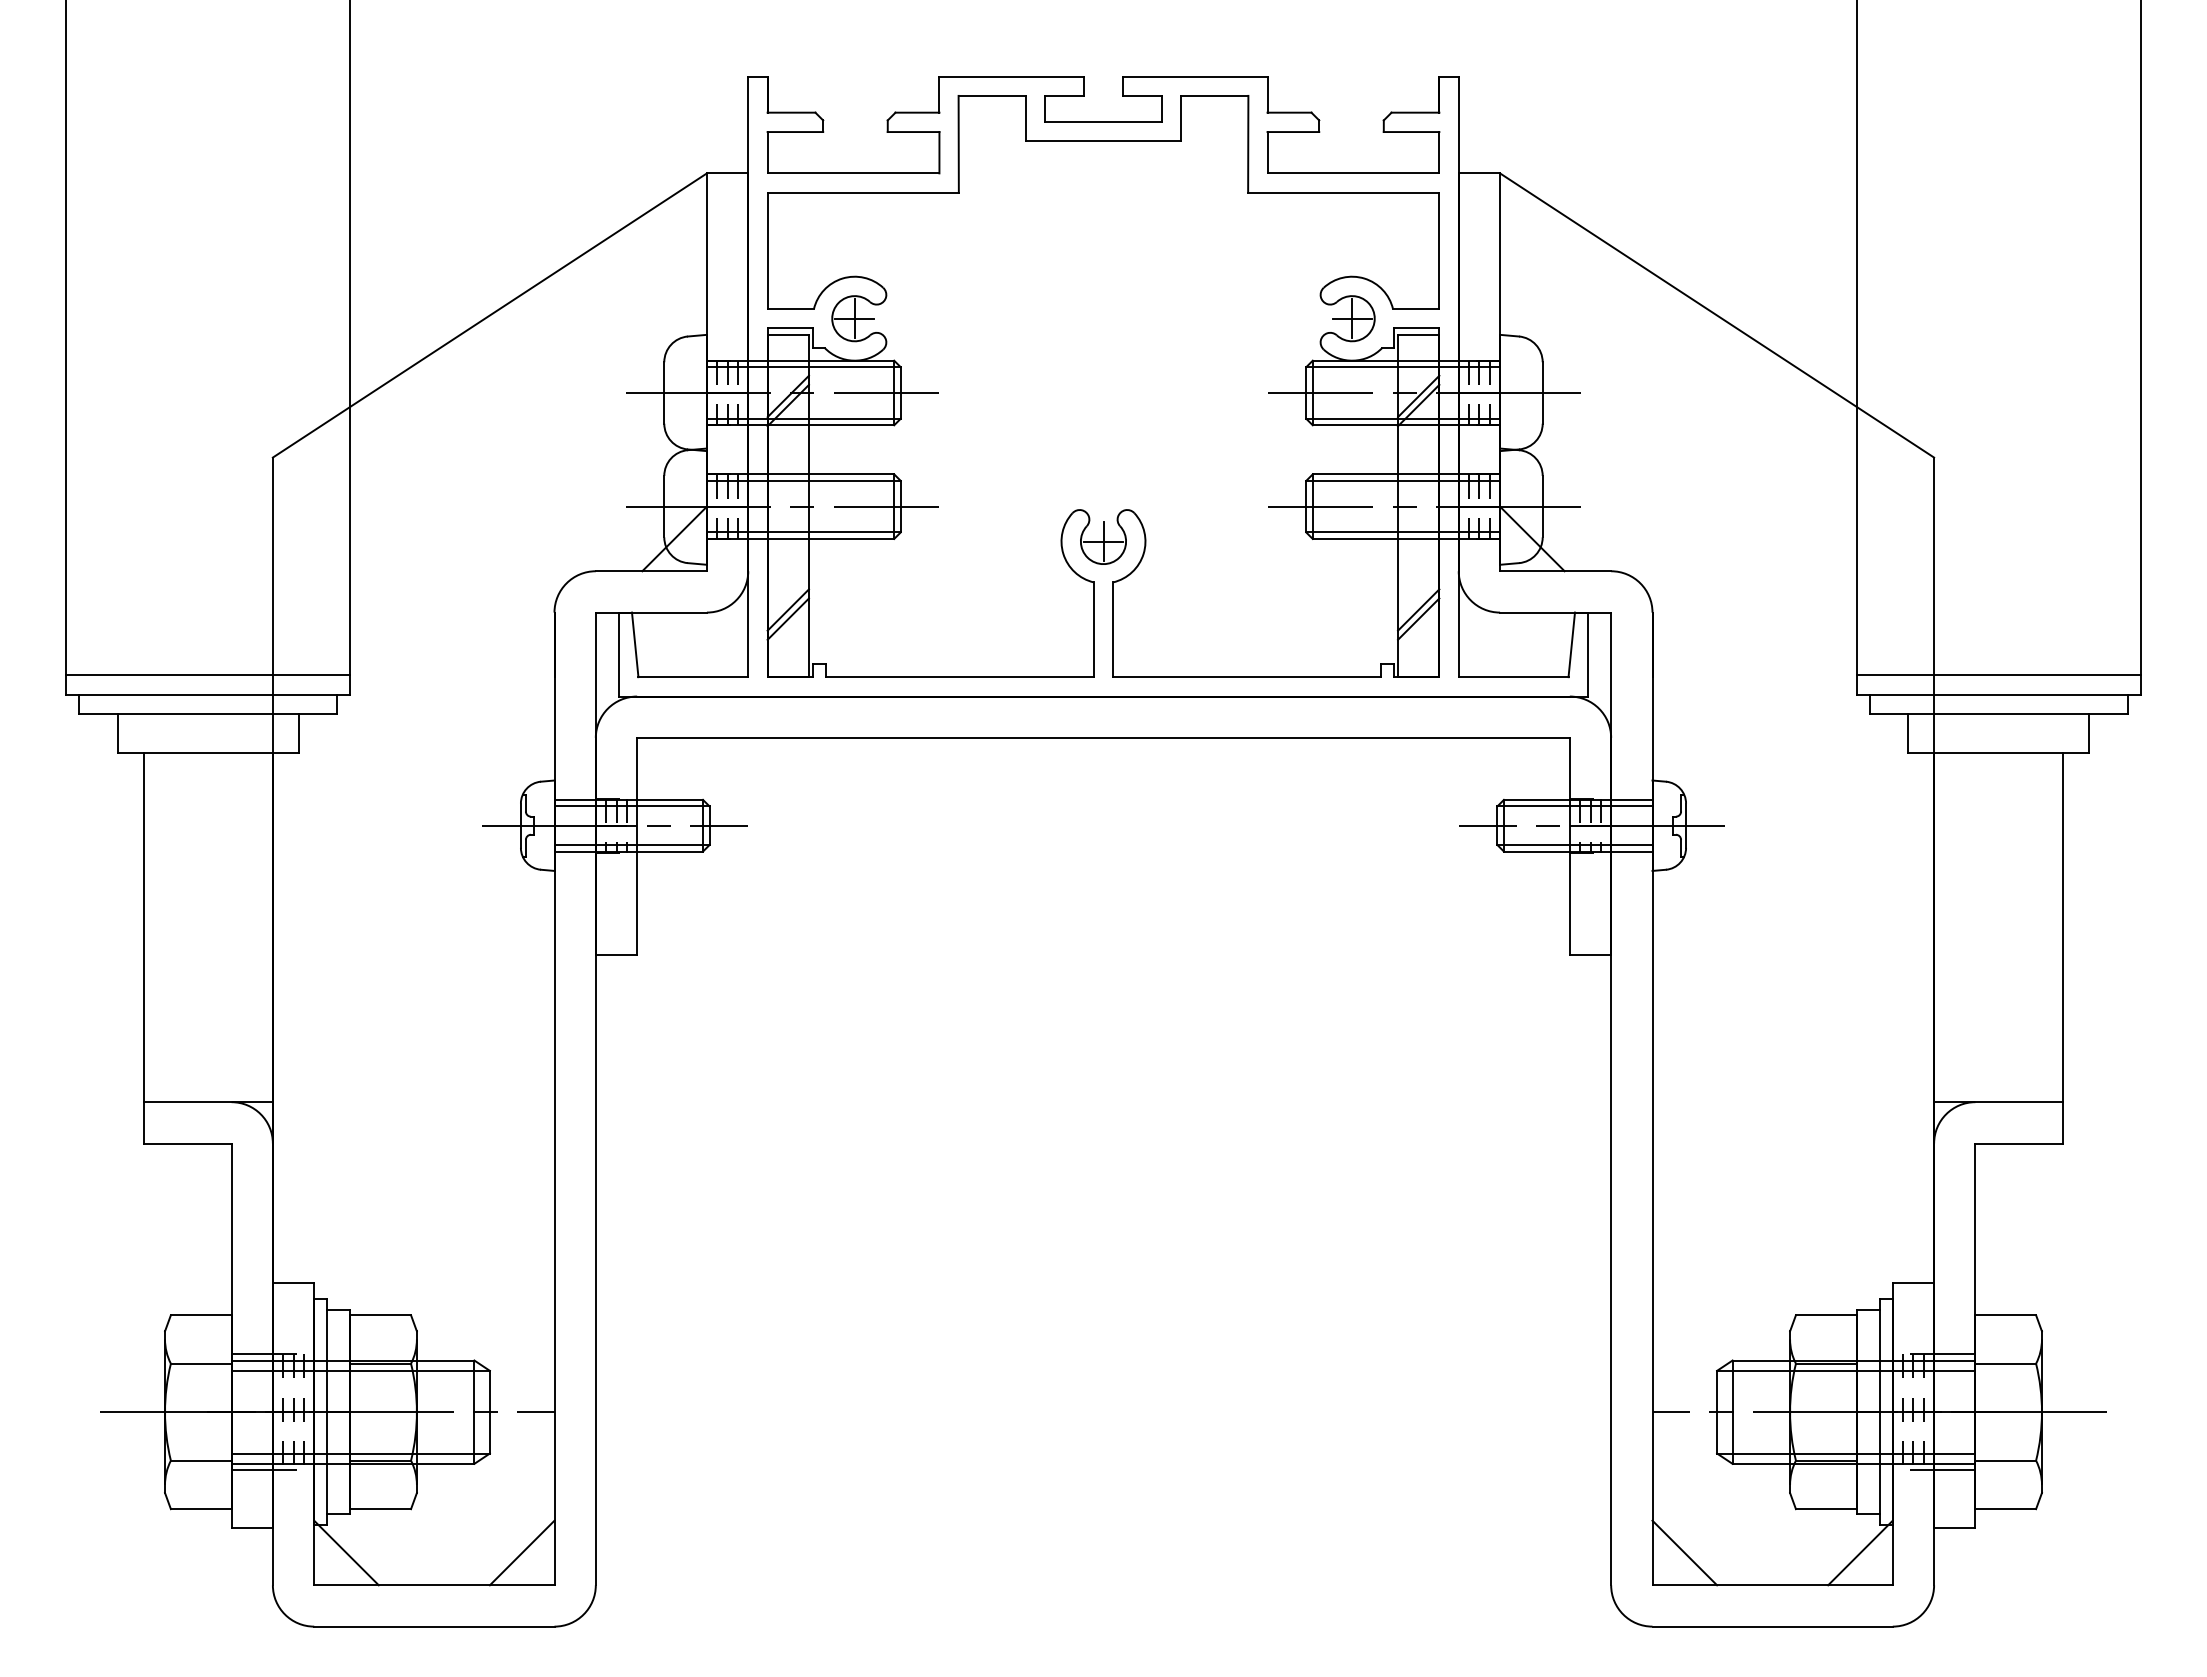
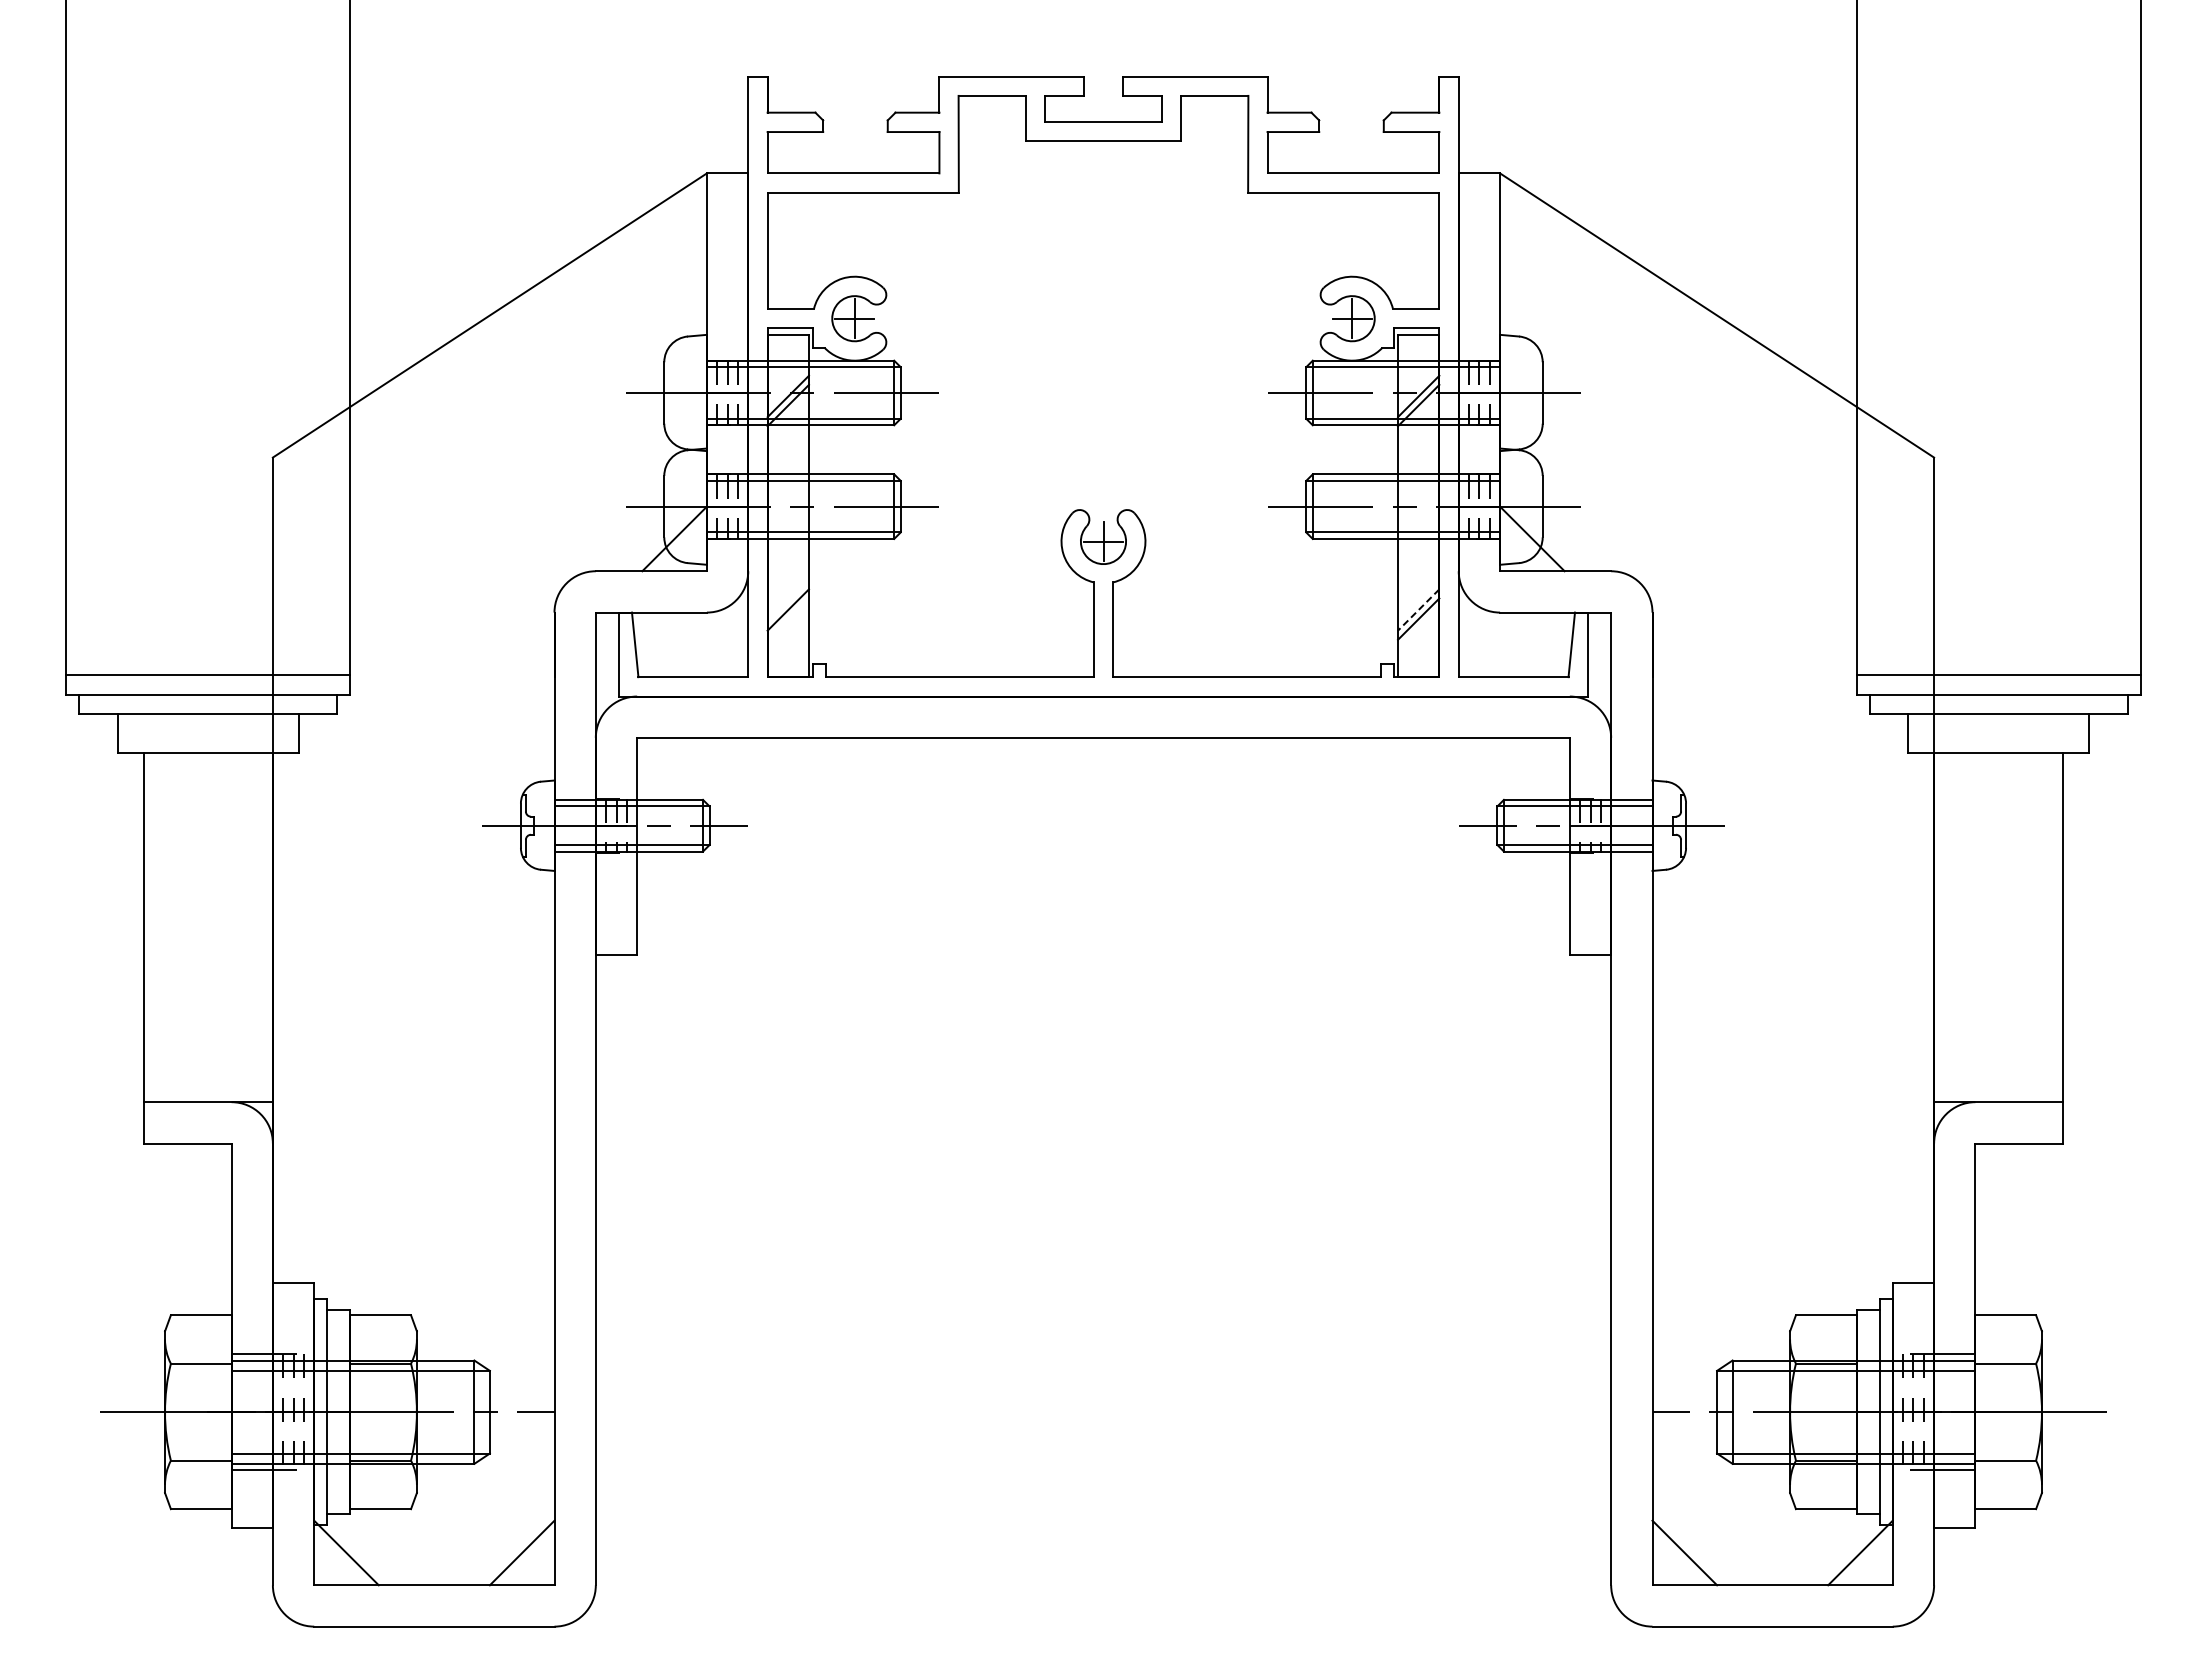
line: solid -> dashed (1418, 610)
line: present -> none (787, 618)
